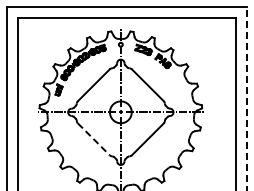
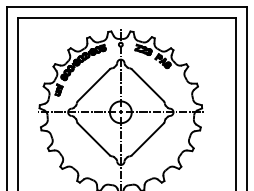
line: dashed -> solid (247, 98)
line: dashed -> solid (93, 139)
